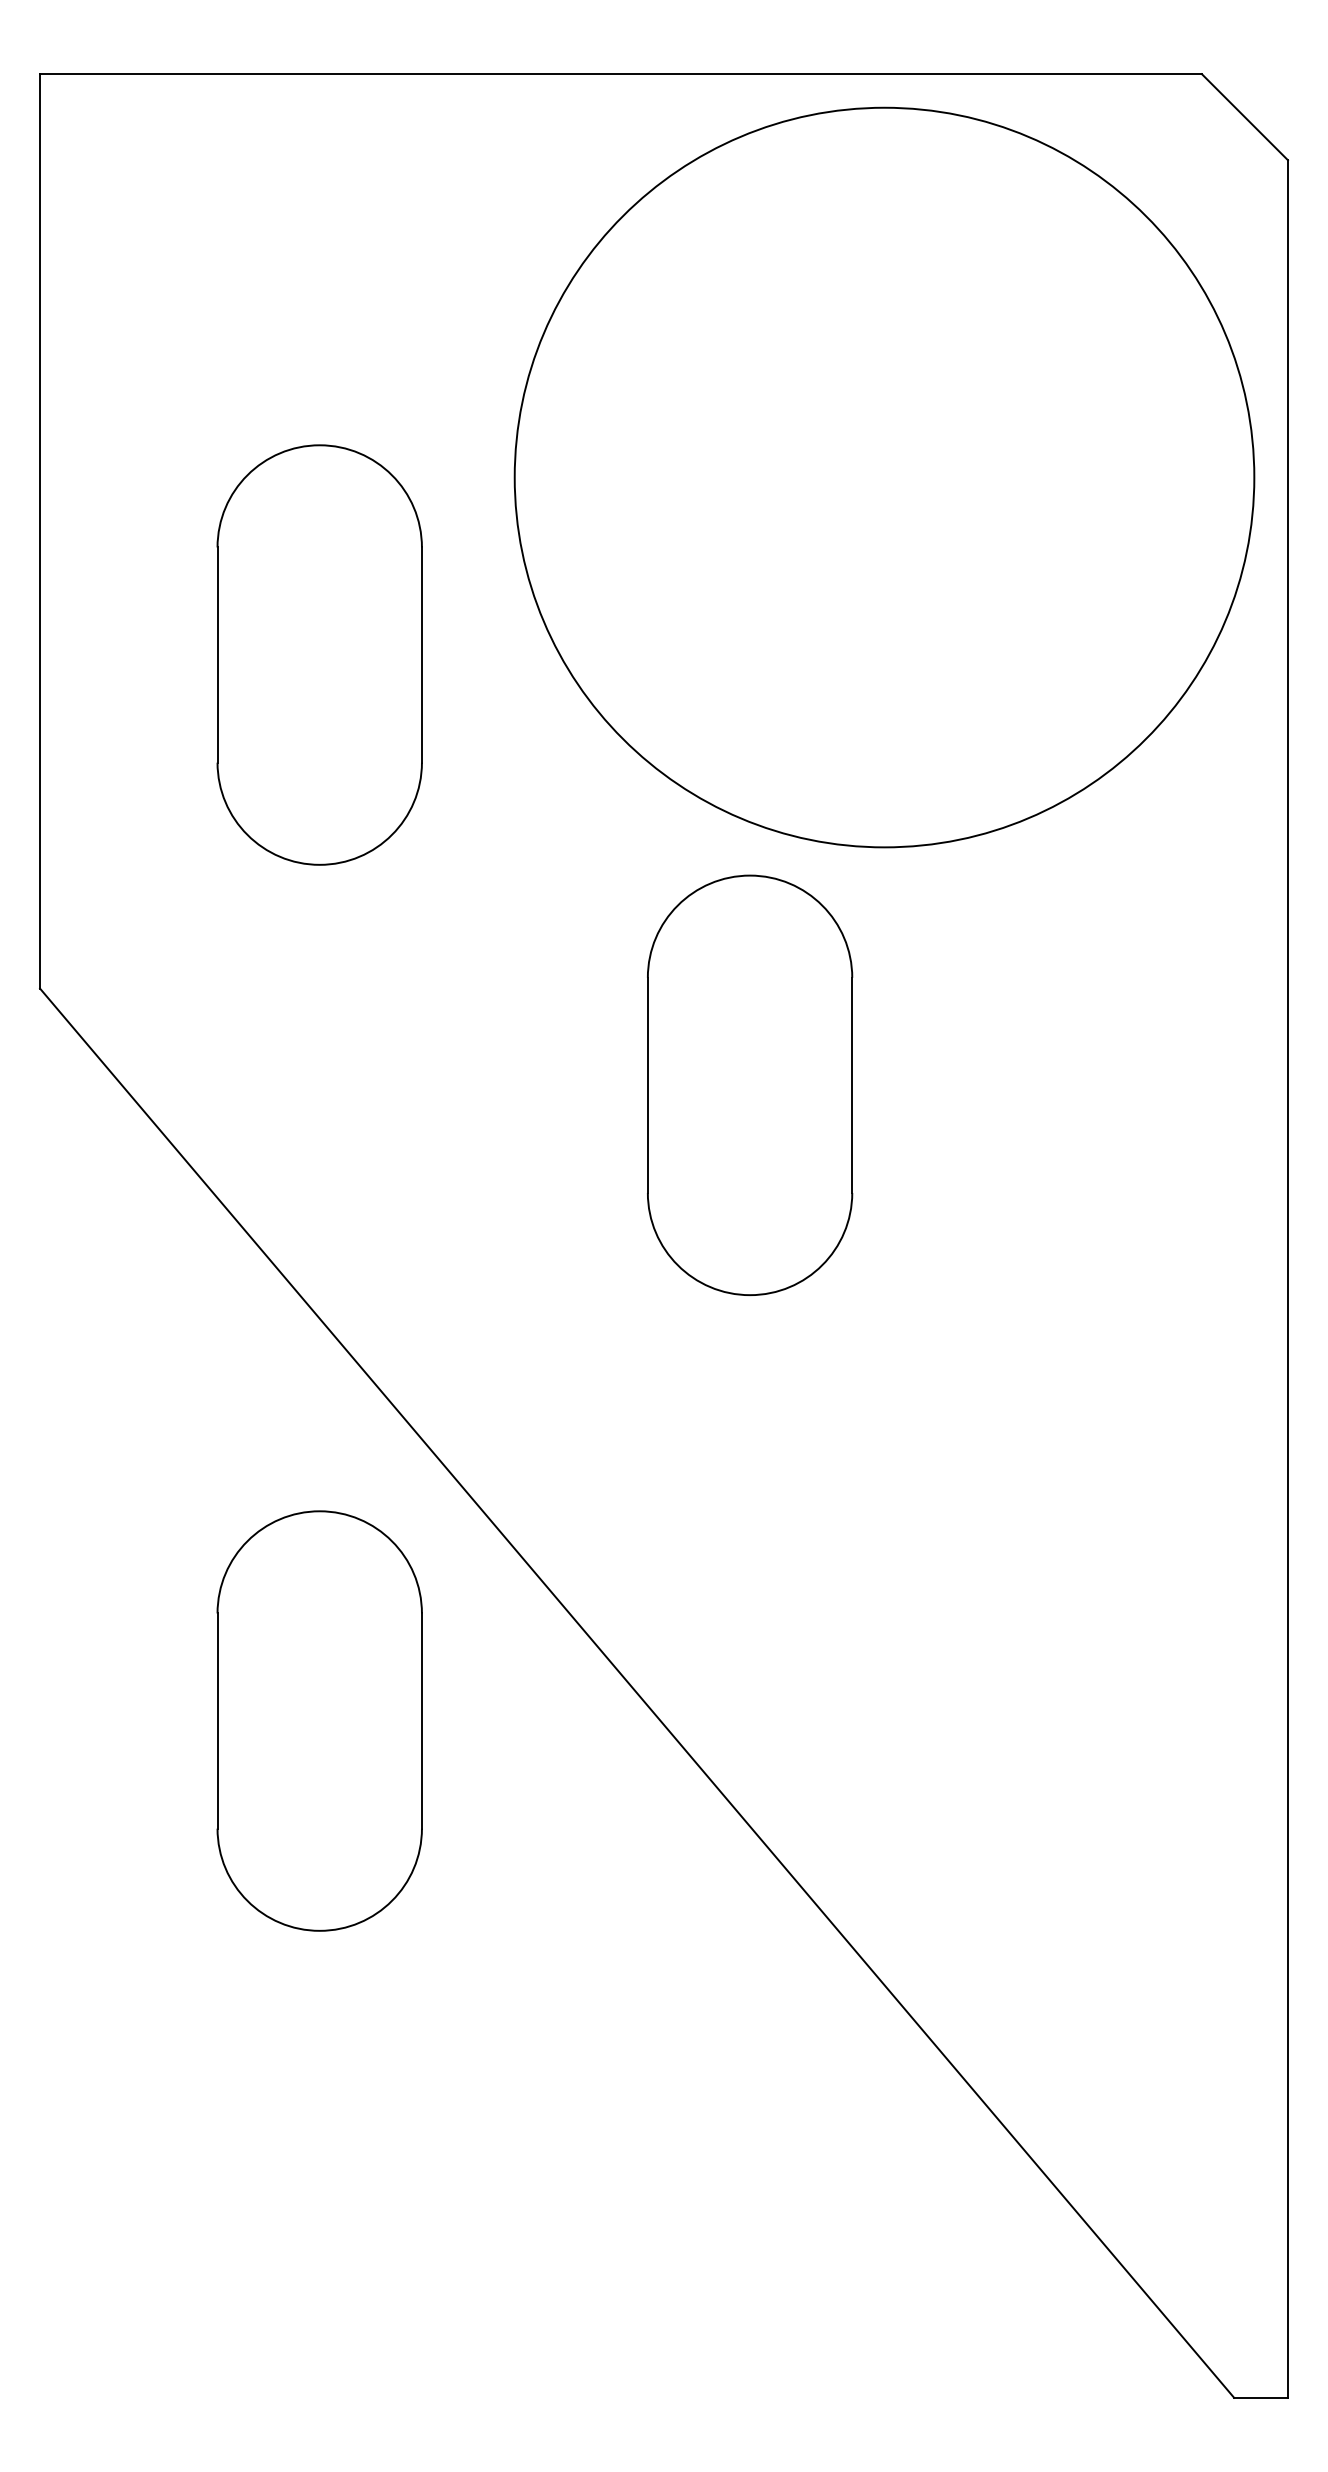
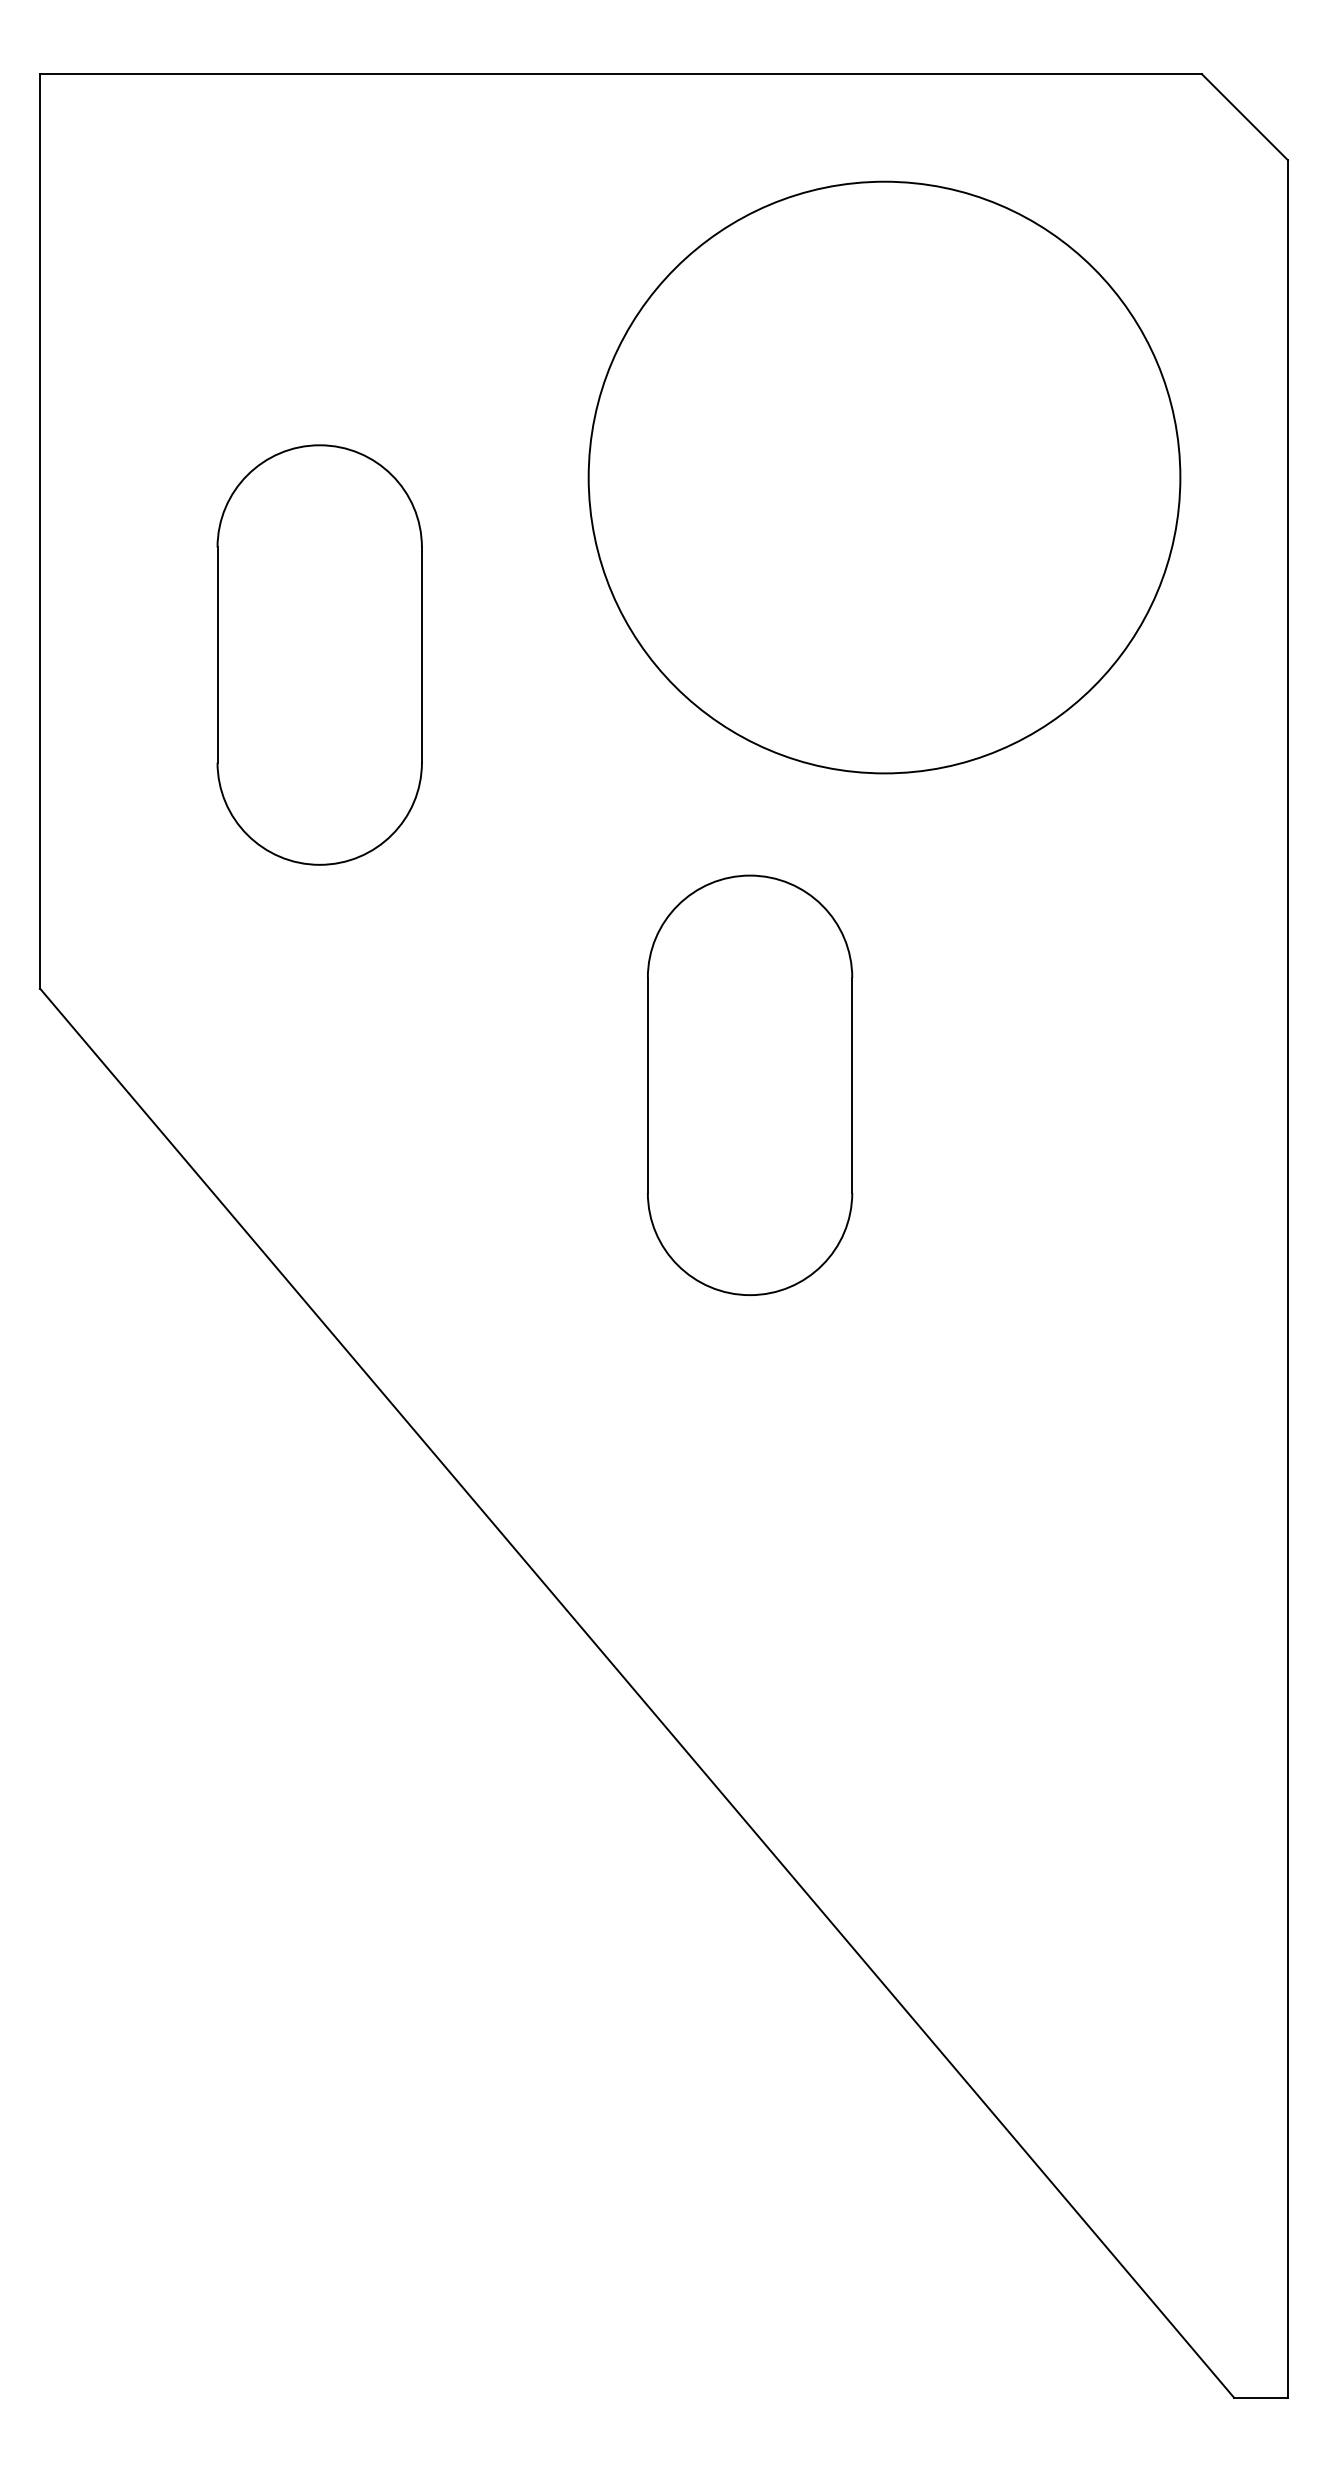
circle diameter: 740 px -> 592 px (884, 477)
part: present -> none (319, 1720)
